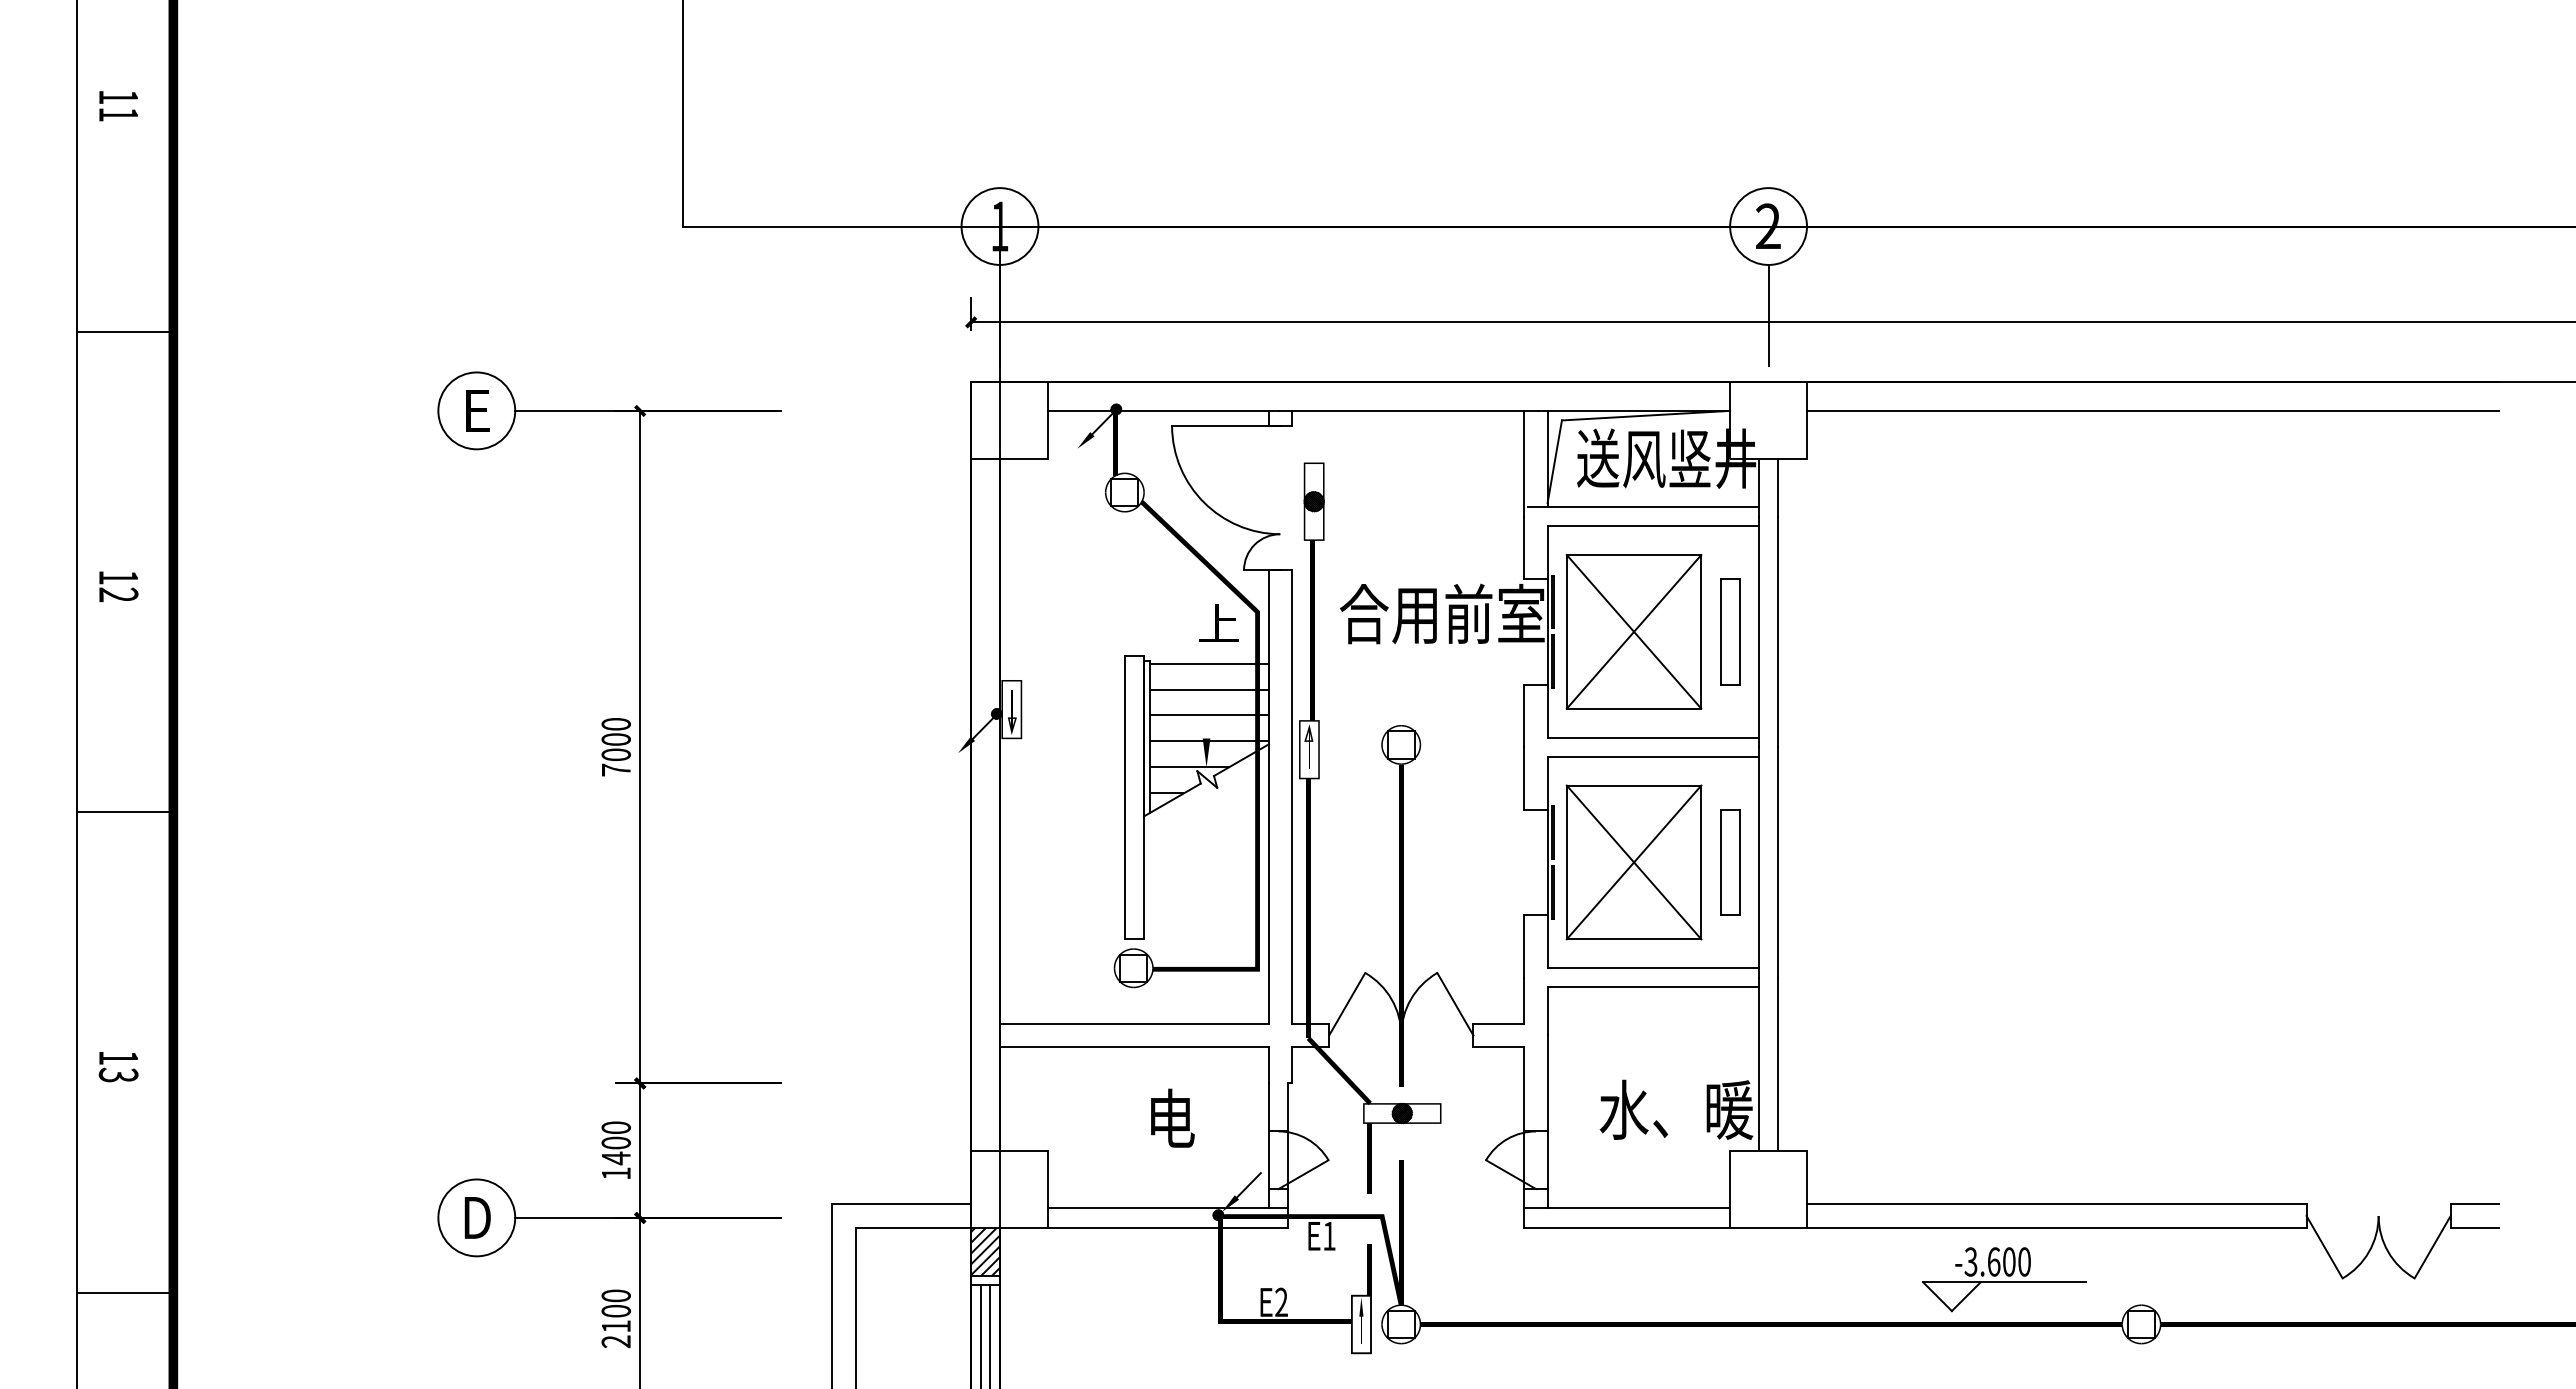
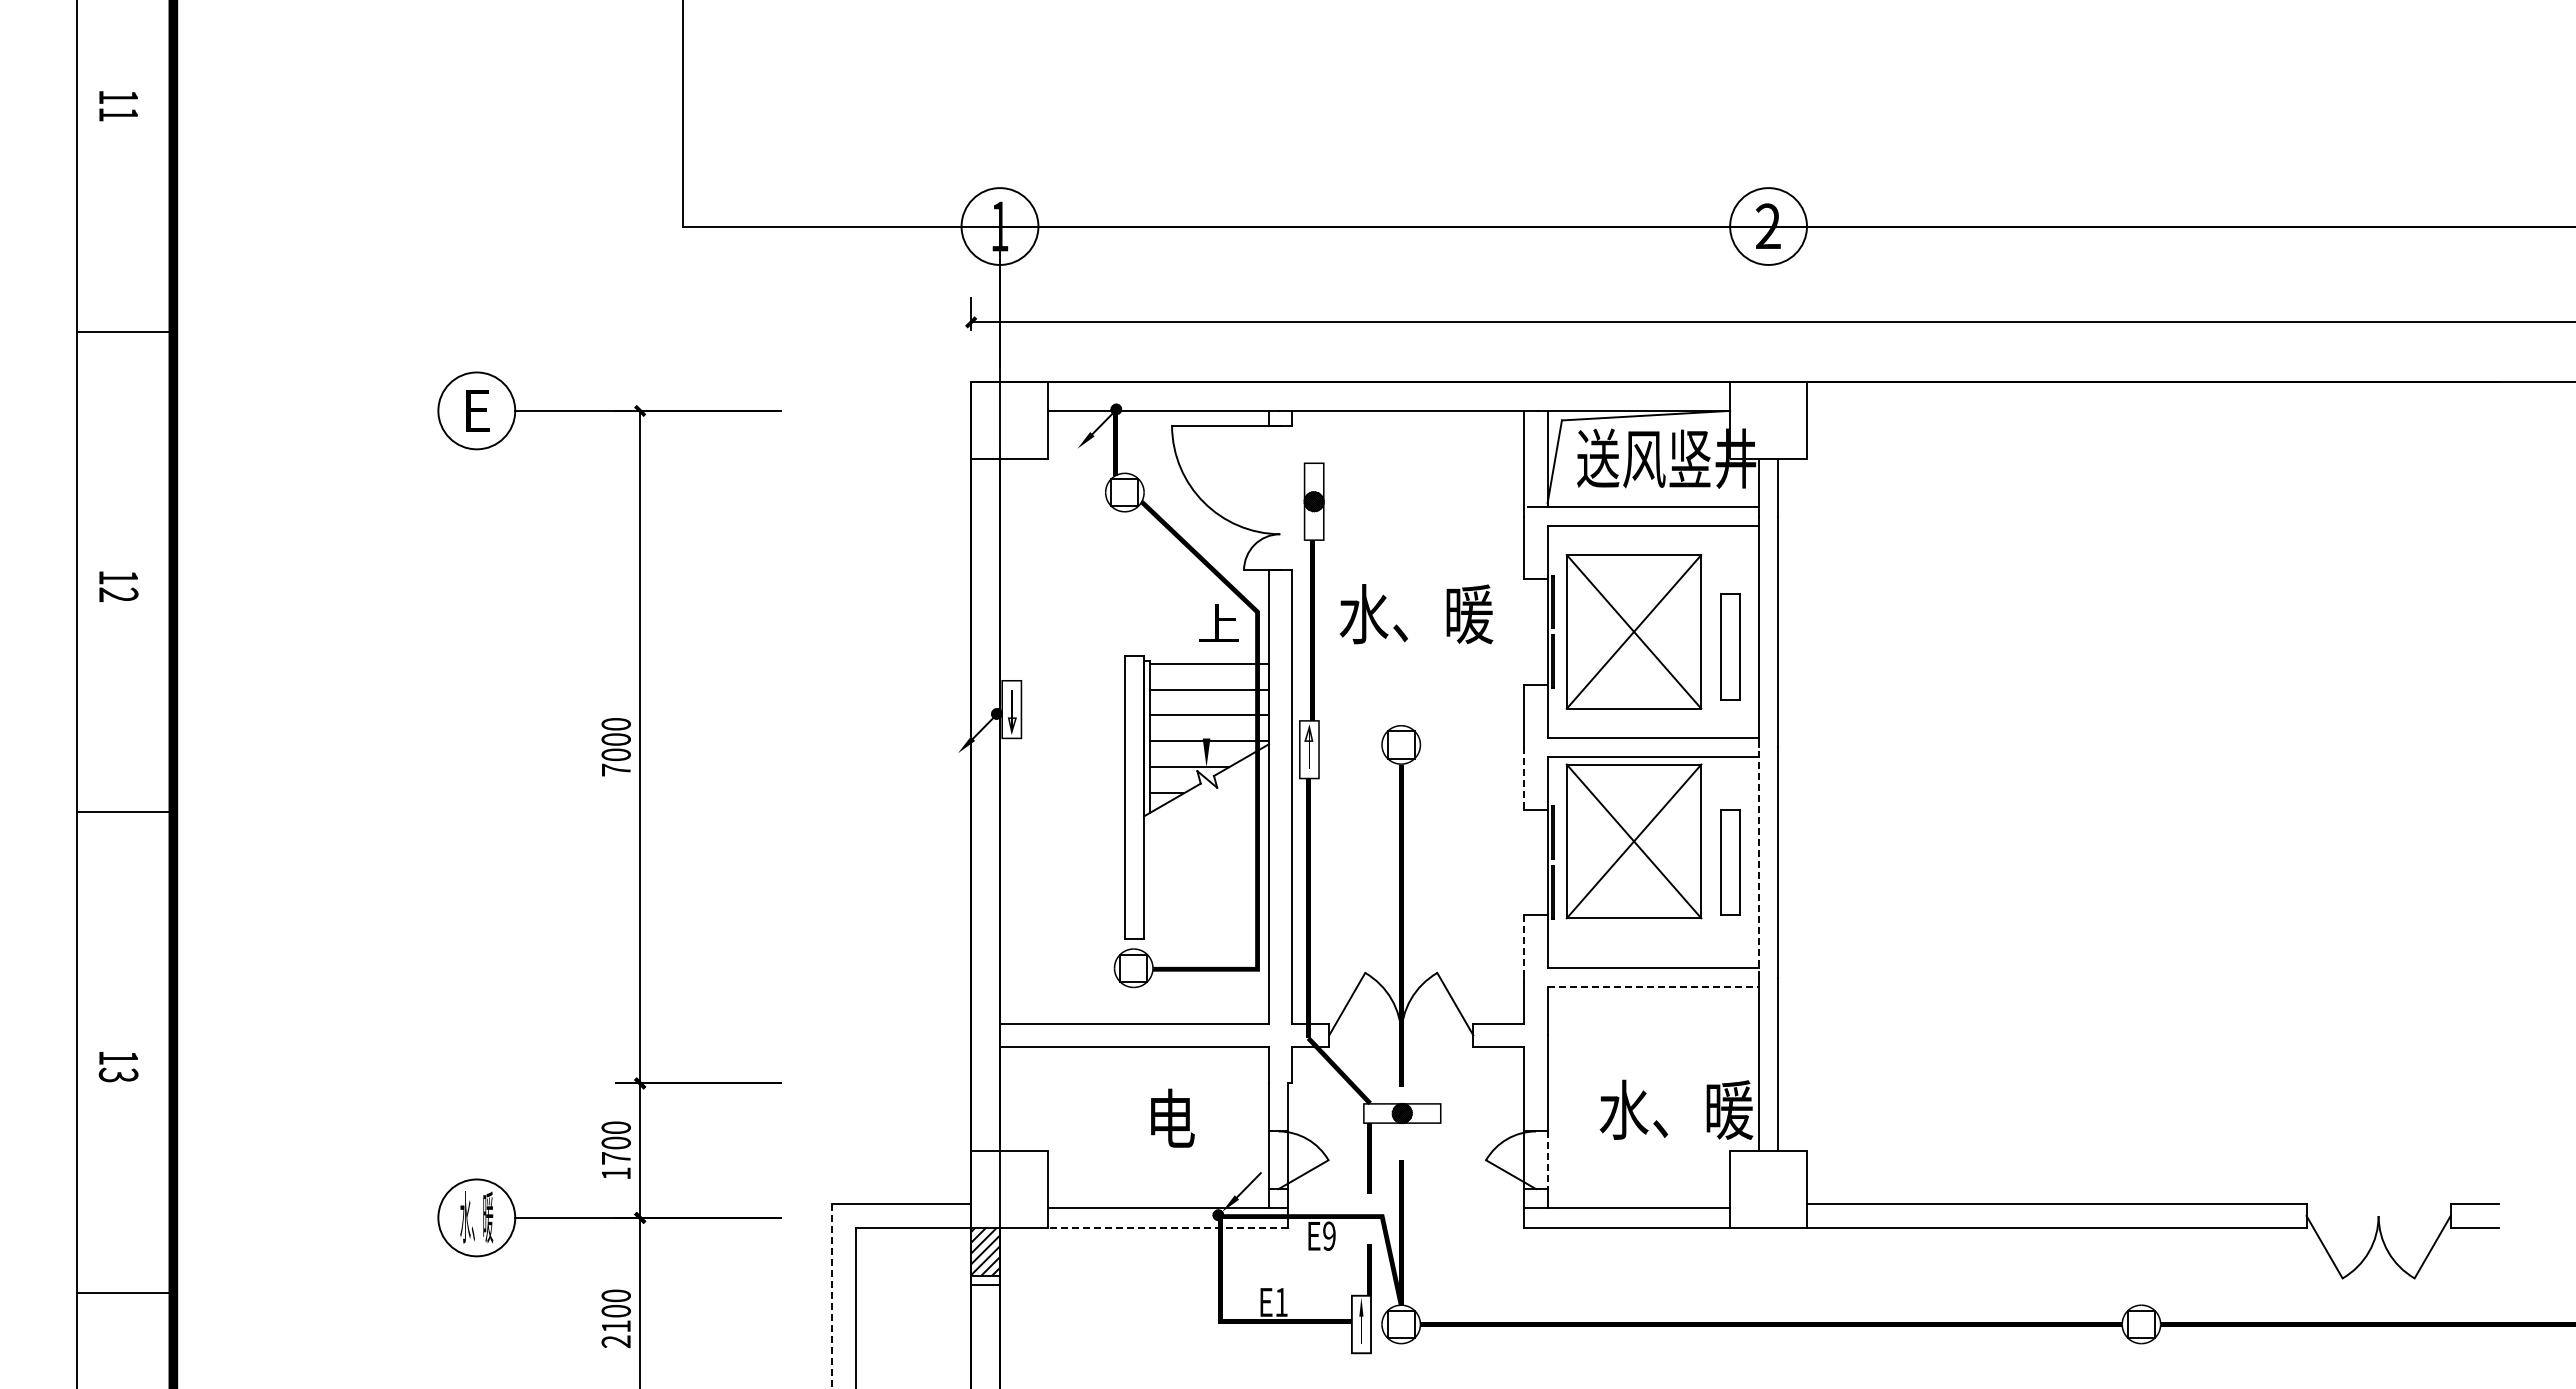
line: present -> none (1768, 314)
line: present -> none (2152, 410)
text: 合用前室 -> 水、暖 (1441, 613)
part position: (1730, 631) -> (1730, 646) (1730, 646)
line: solid -> dashed (1524, 778)
line: solid -> dashed (1758, 861)
part position: (1633, 862) -> (1633, 841) (1633, 841)
line: solid -> dashed (1524, 947)
line: solid -> dashed (1653, 987)
text: 1400 -> 1700 (616, 1158)
line: solid -> dashed (1547, 1160)
text: D -> 水、暖 (476, 1217)
line: solid -> dashed (1167, 1227)
text: E1 -> E9 (1329, 1235)
part: present -> none (2004, 1279)
line: solid -> dashed (831, 1296)
text: E2 -> E1 (1281, 1301)
line: present -> none (980, 1335)
line: present -> none (990, 1335)
